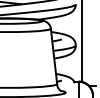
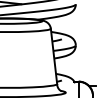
line: present -> none (81, 41)
